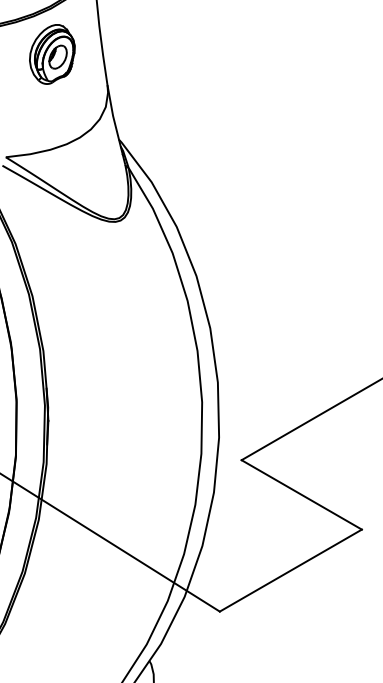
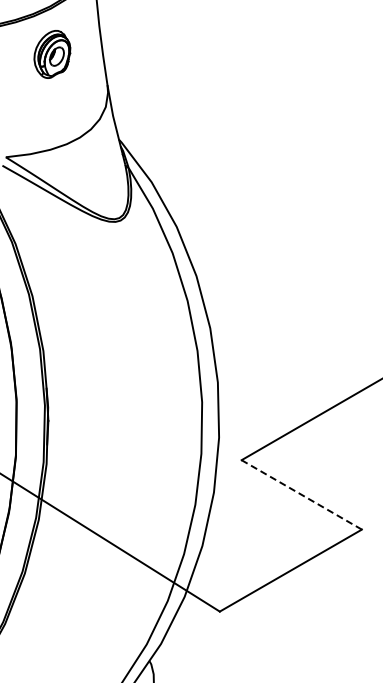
part size: 47x61 px -> 39x49 px (52, 54)
line: solid -> dashed (301, 494)
